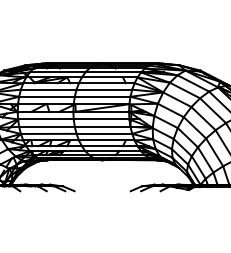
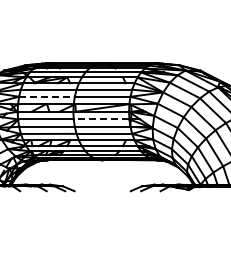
line: solid -> dashed (46, 96)
line: solid -> dashed (101, 119)
